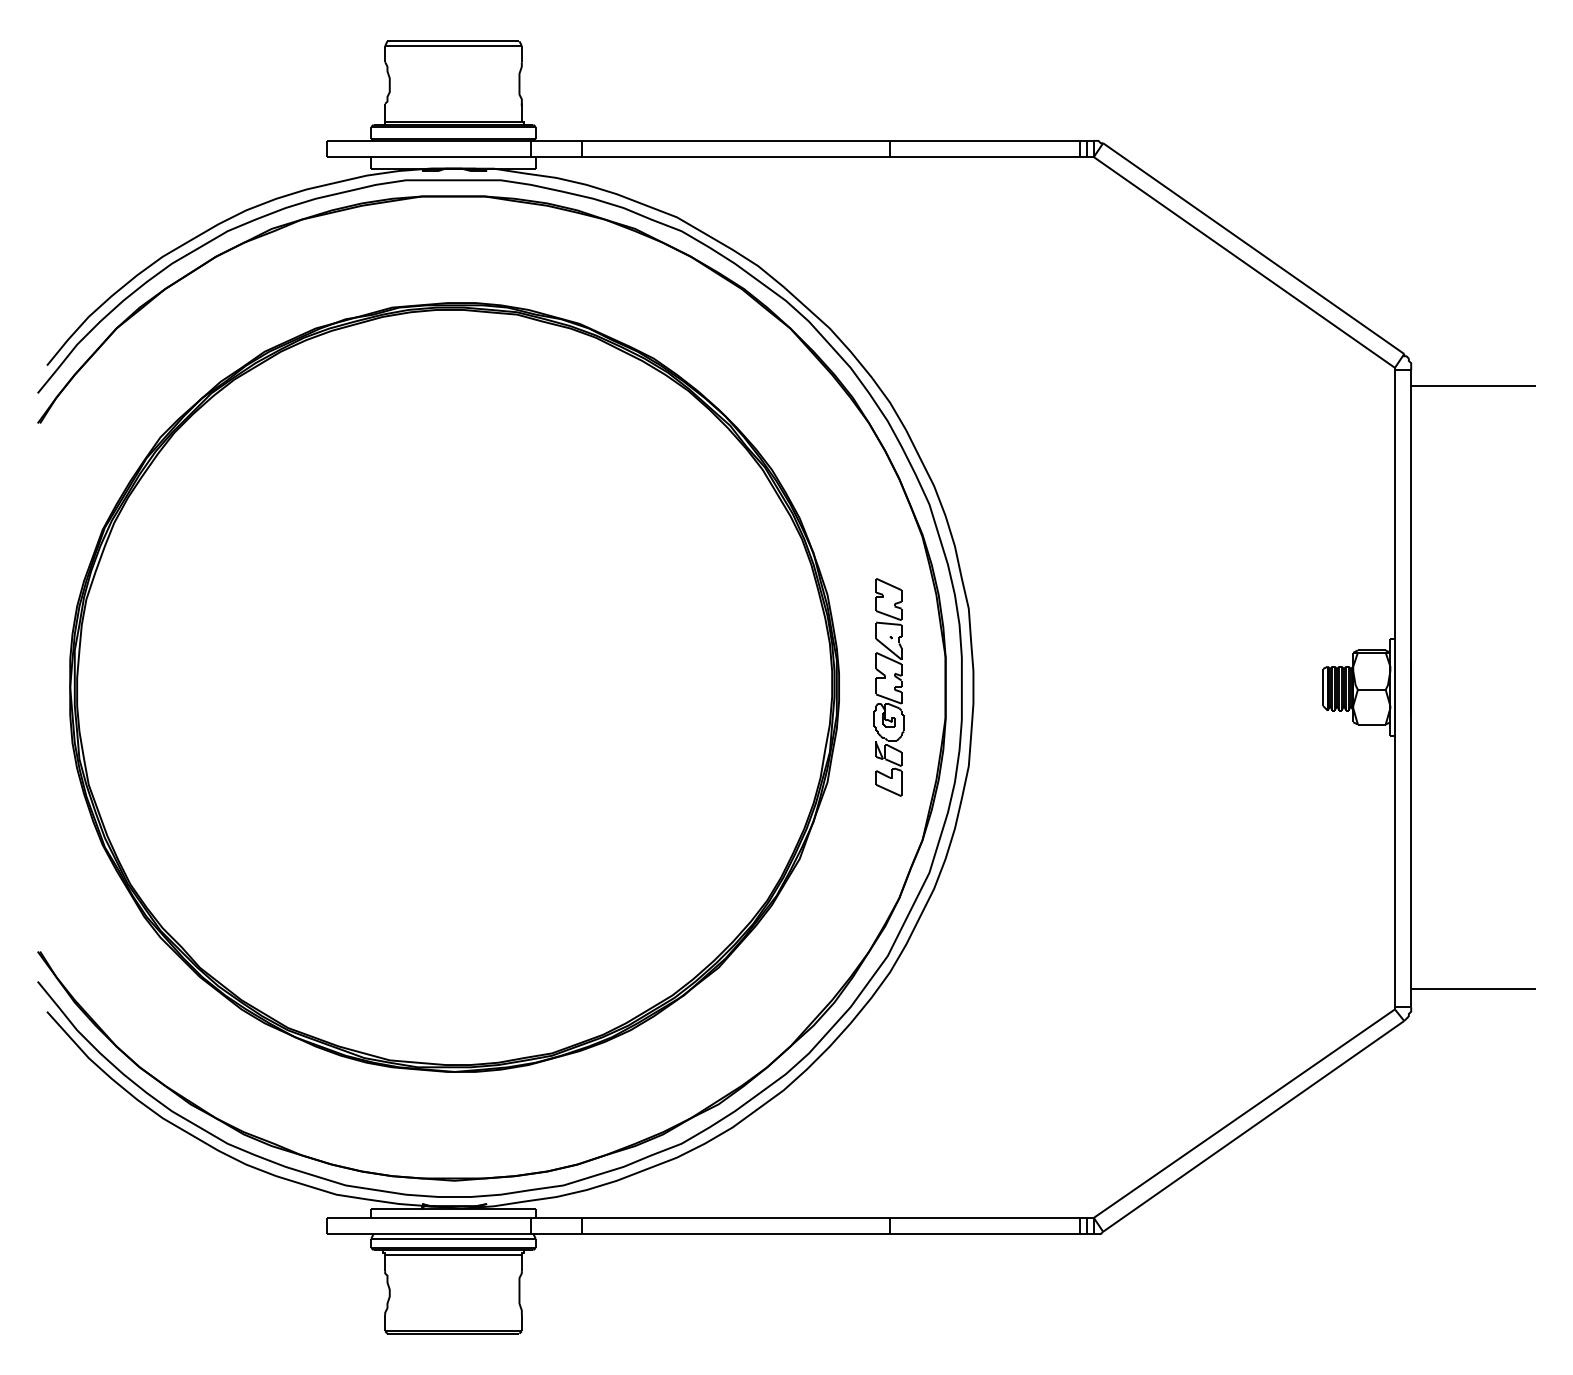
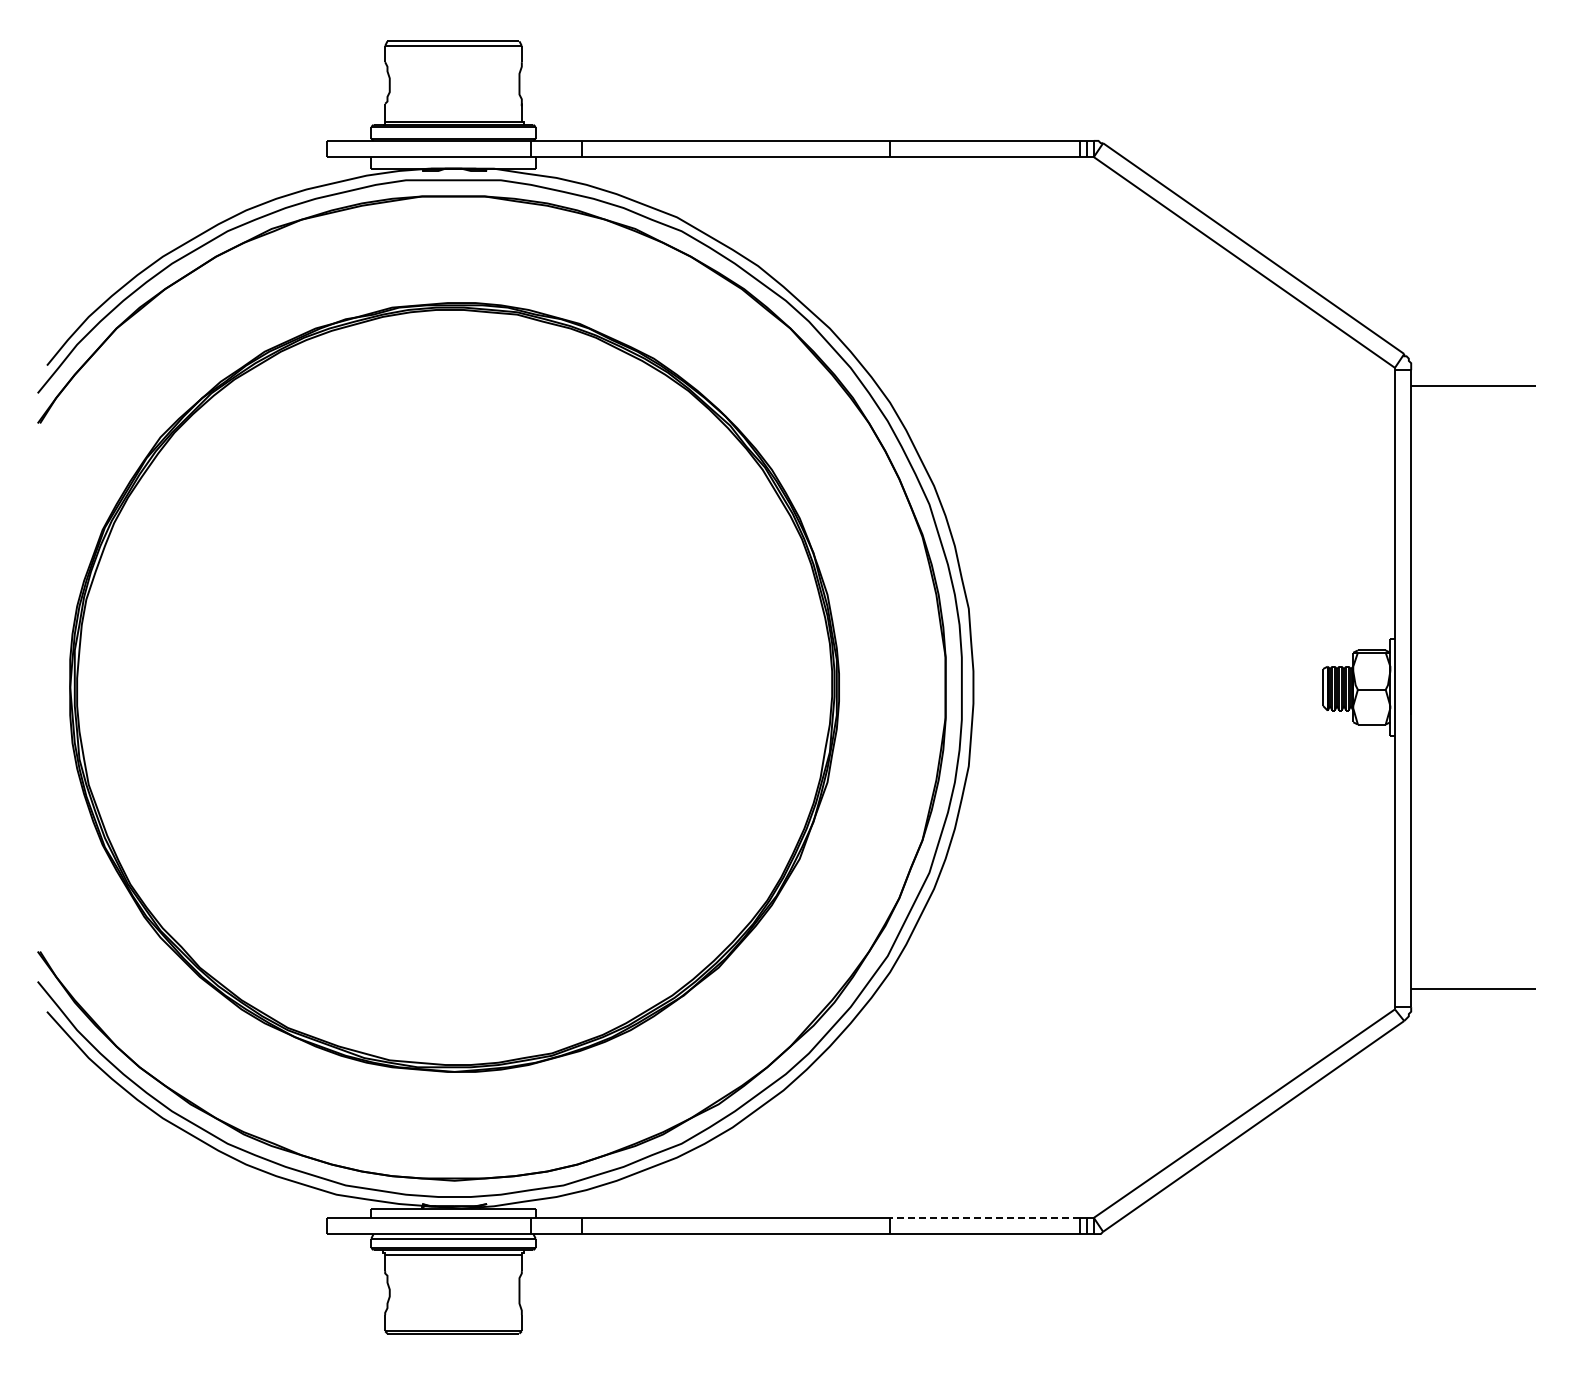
part: present -> none (888, 687)
line: solid -> dashed (985, 1217)
